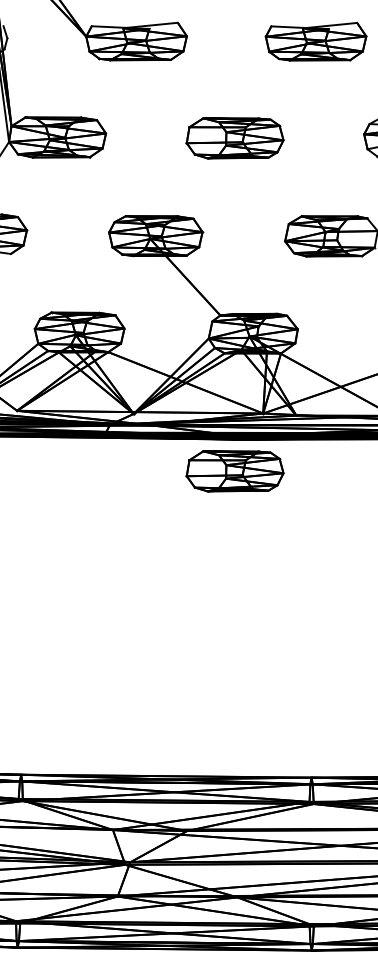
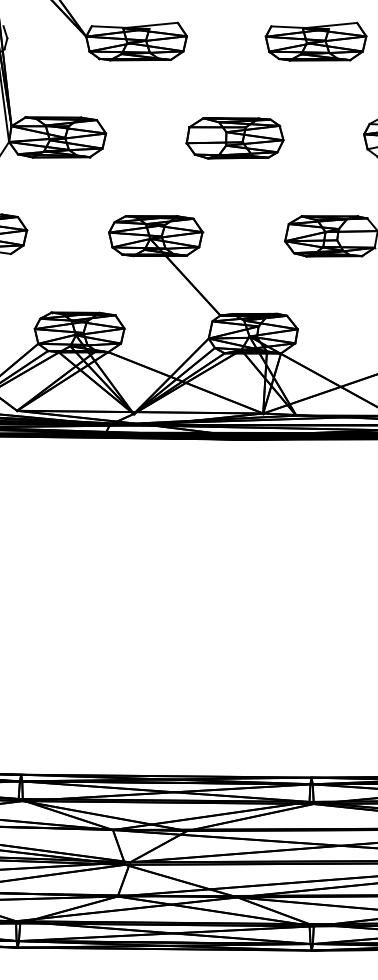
part: present -> none (234, 471)
